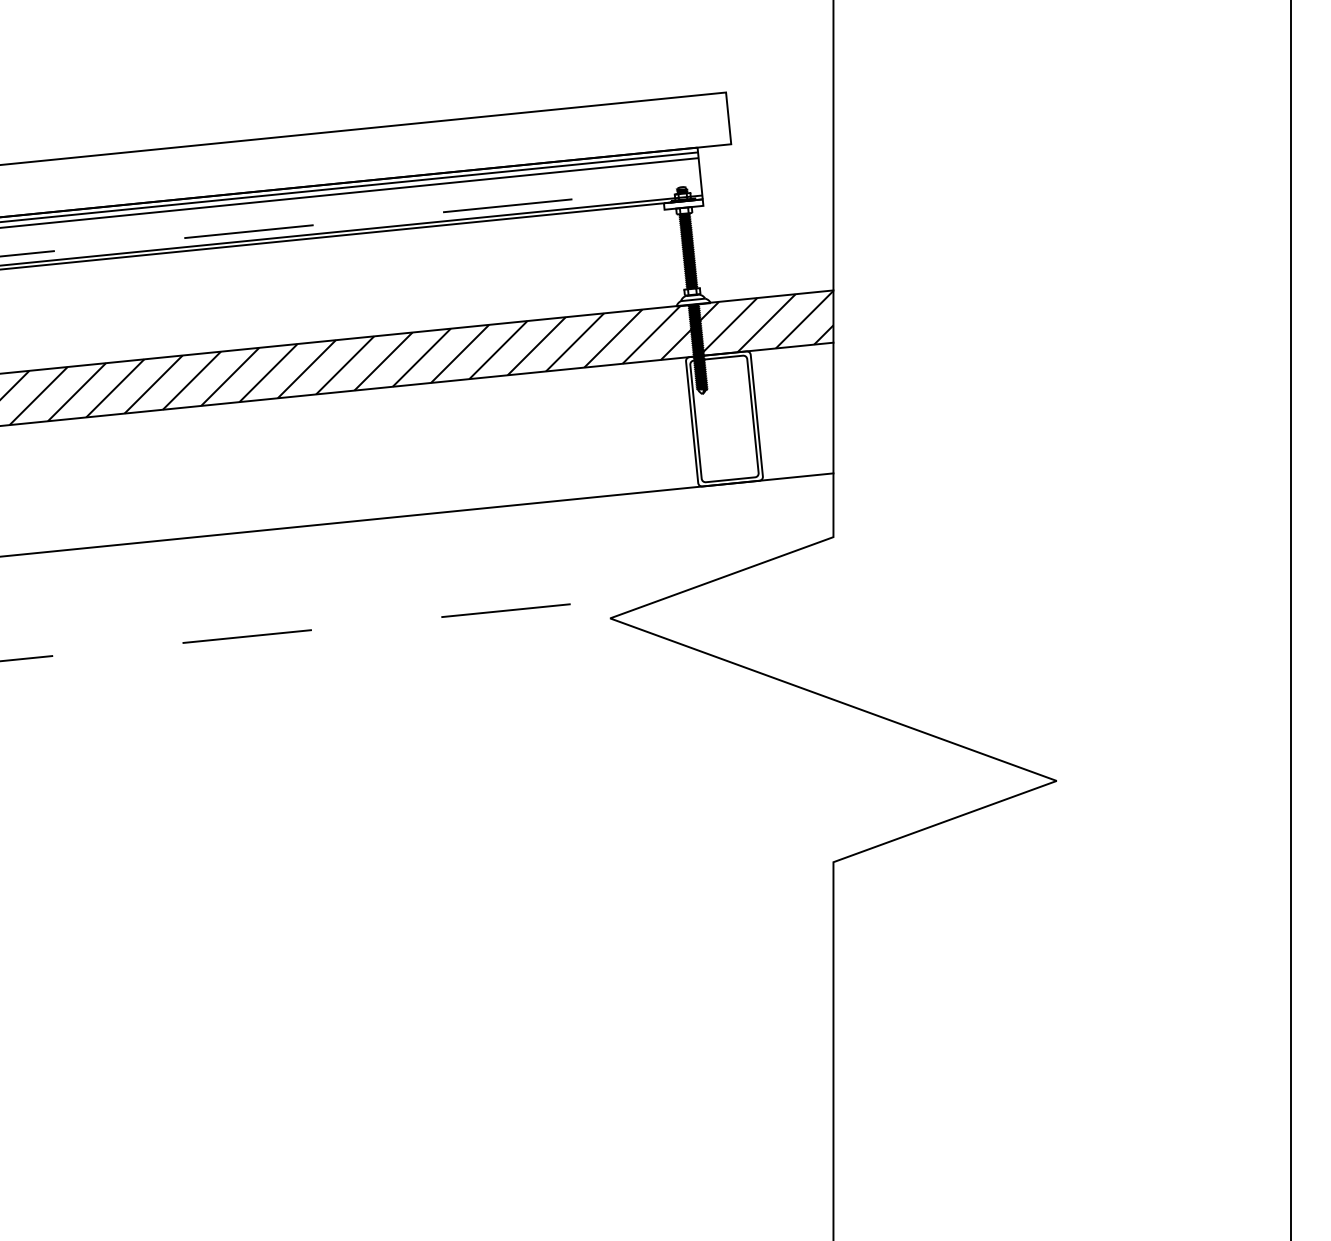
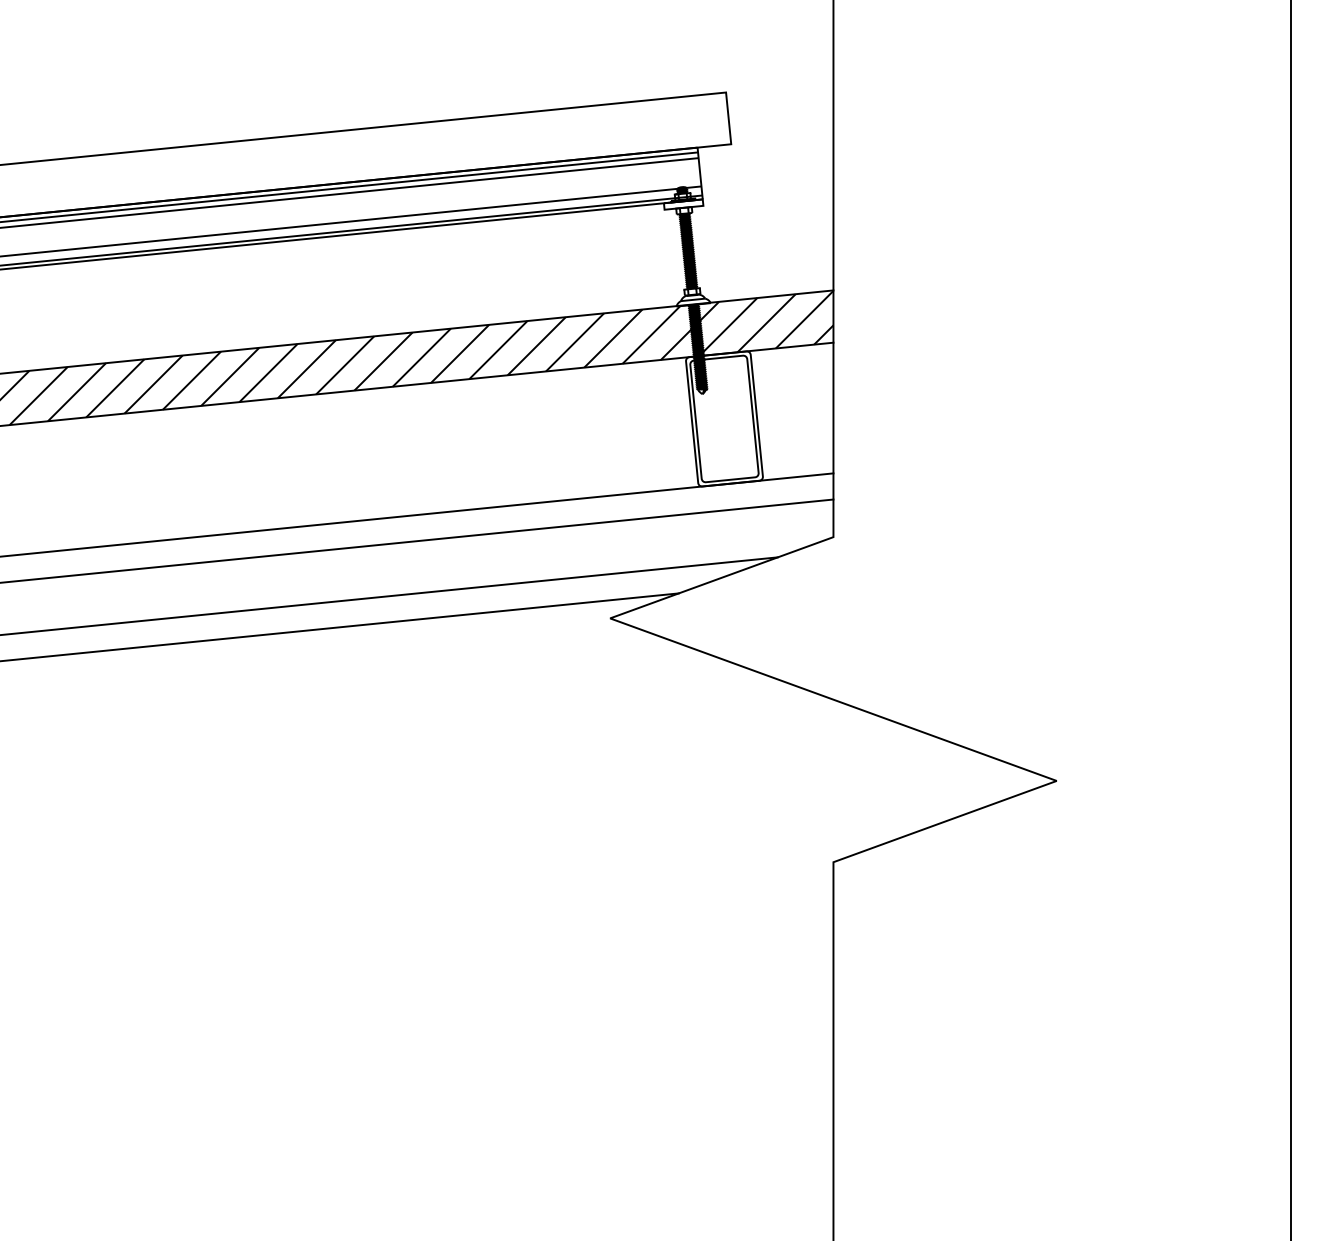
line: dashed -> solid (351, 221)
line: none -> present (417, 540)
line: none -> present (389, 595)
line: dashed -> solid (339, 627)
